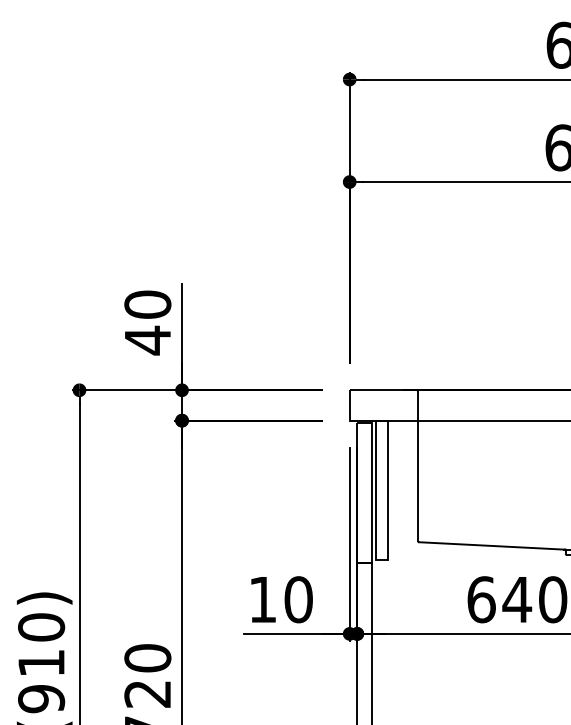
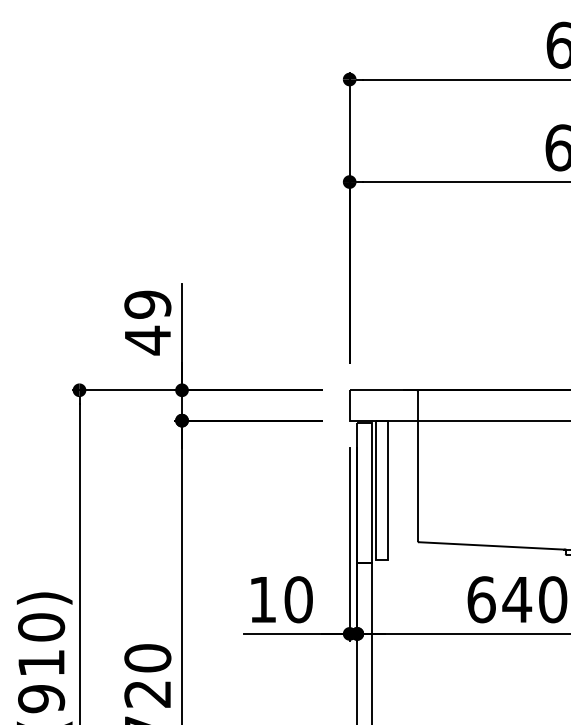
text: 40 -> 49 (147, 304)
